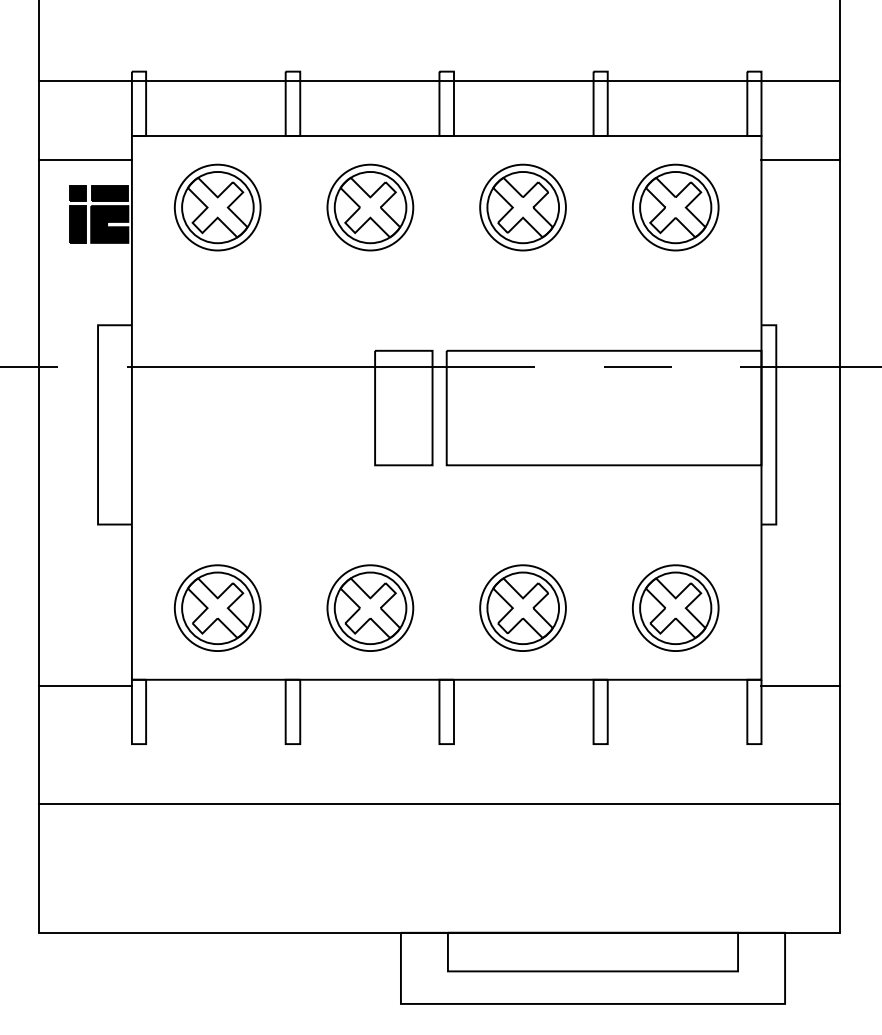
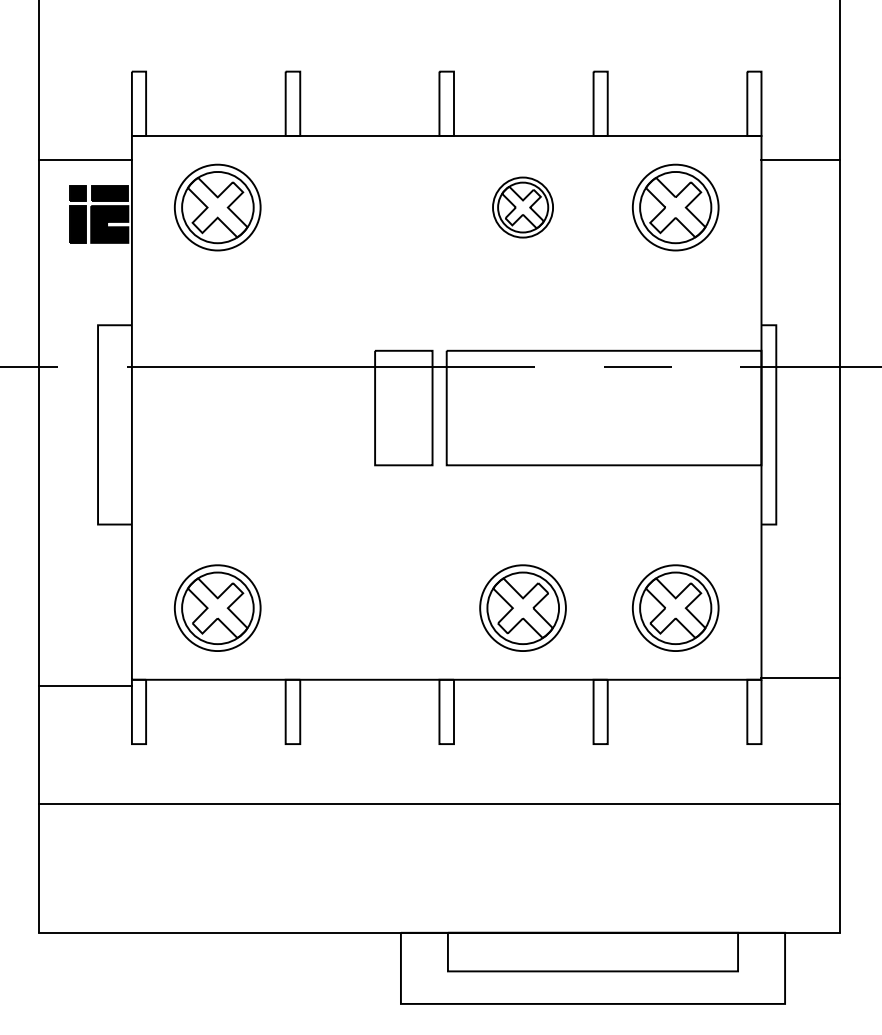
line: present -> none (439, 81)
part: present -> none (370, 207)
part size: 88x89 px -> 62x63 px (522, 207)
part: present -> none (370, 607)
line position: (800, 686) -> (800, 678) (800, 678)
